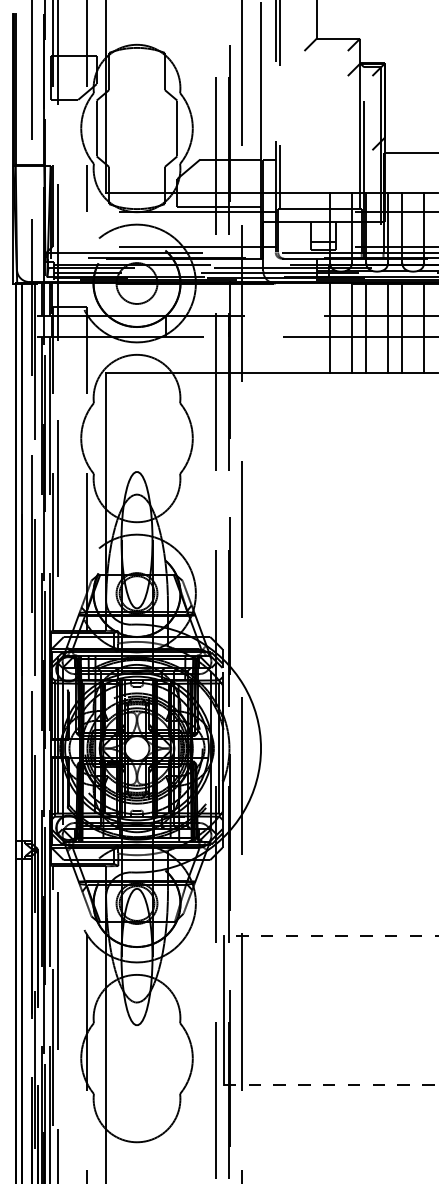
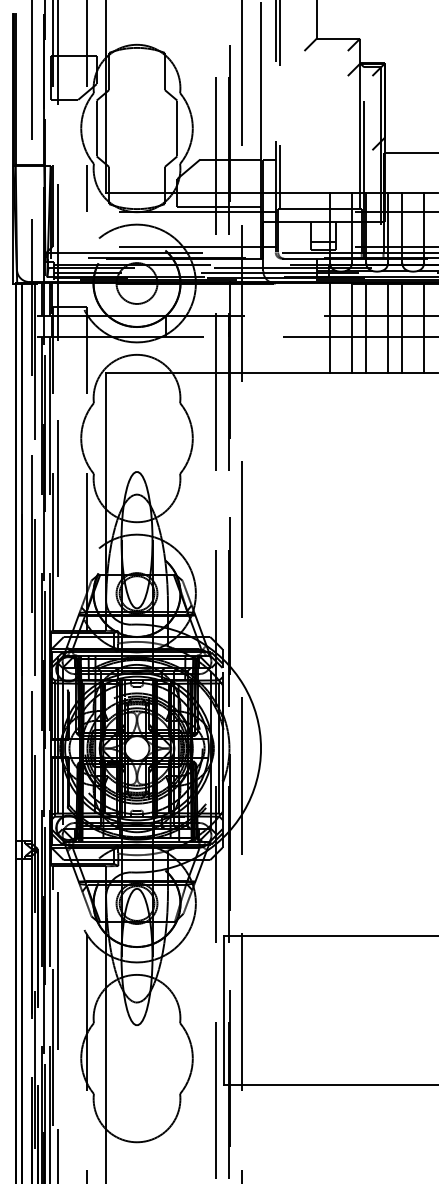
line: dashed -> solid (330, 936)
line: dashed -> solid (331, 1085)
